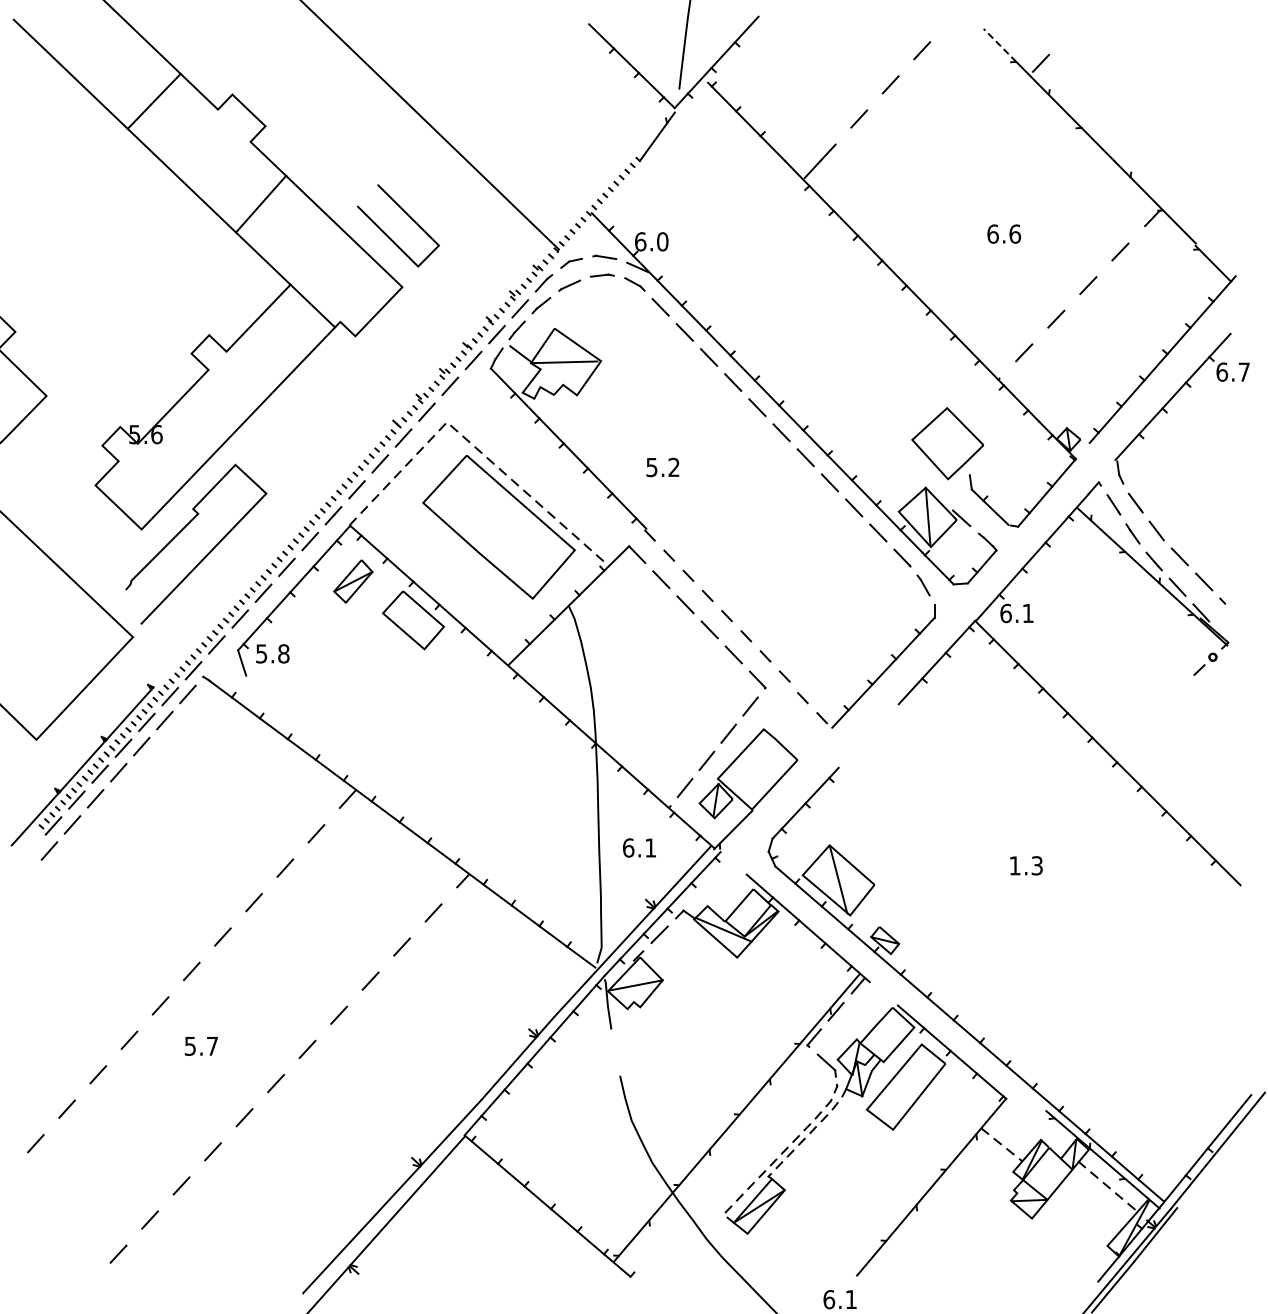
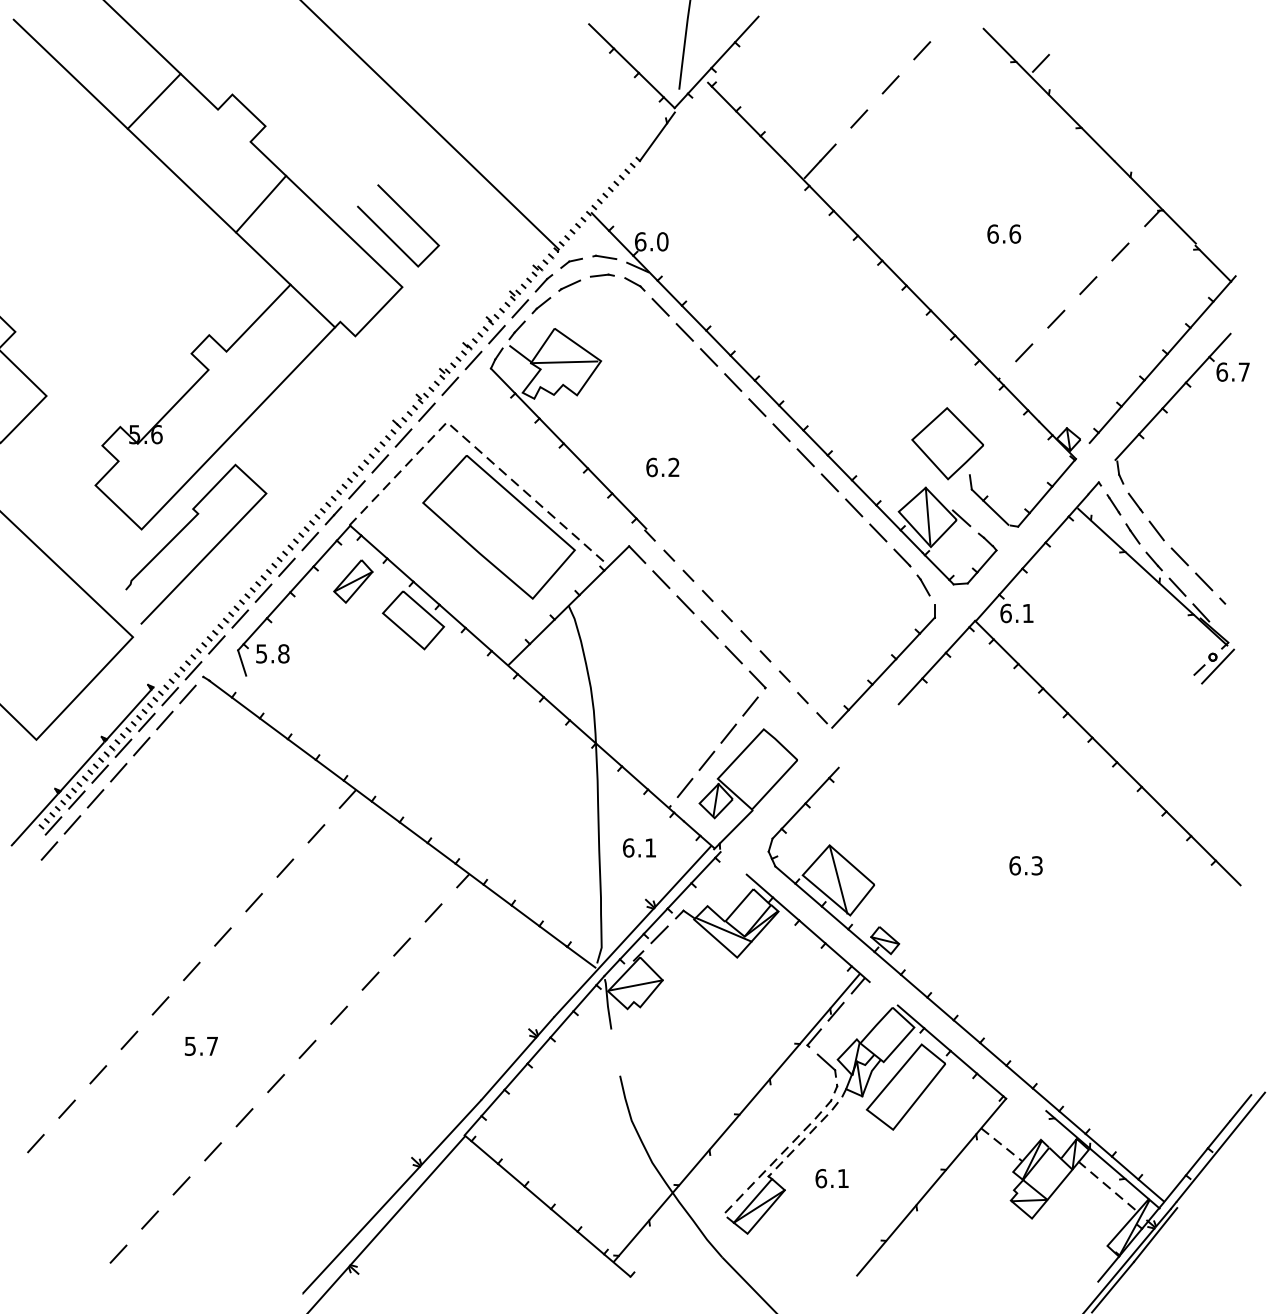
line: dashed -> solid (999, 45)
text: 5.2 -> 6.2 (651, 467)
line: none -> present (1217, 666)
text: 1.3 -> 6.3 (1014, 865)
text position: (839, 1299) -> (831, 1178) (831, 1178)
